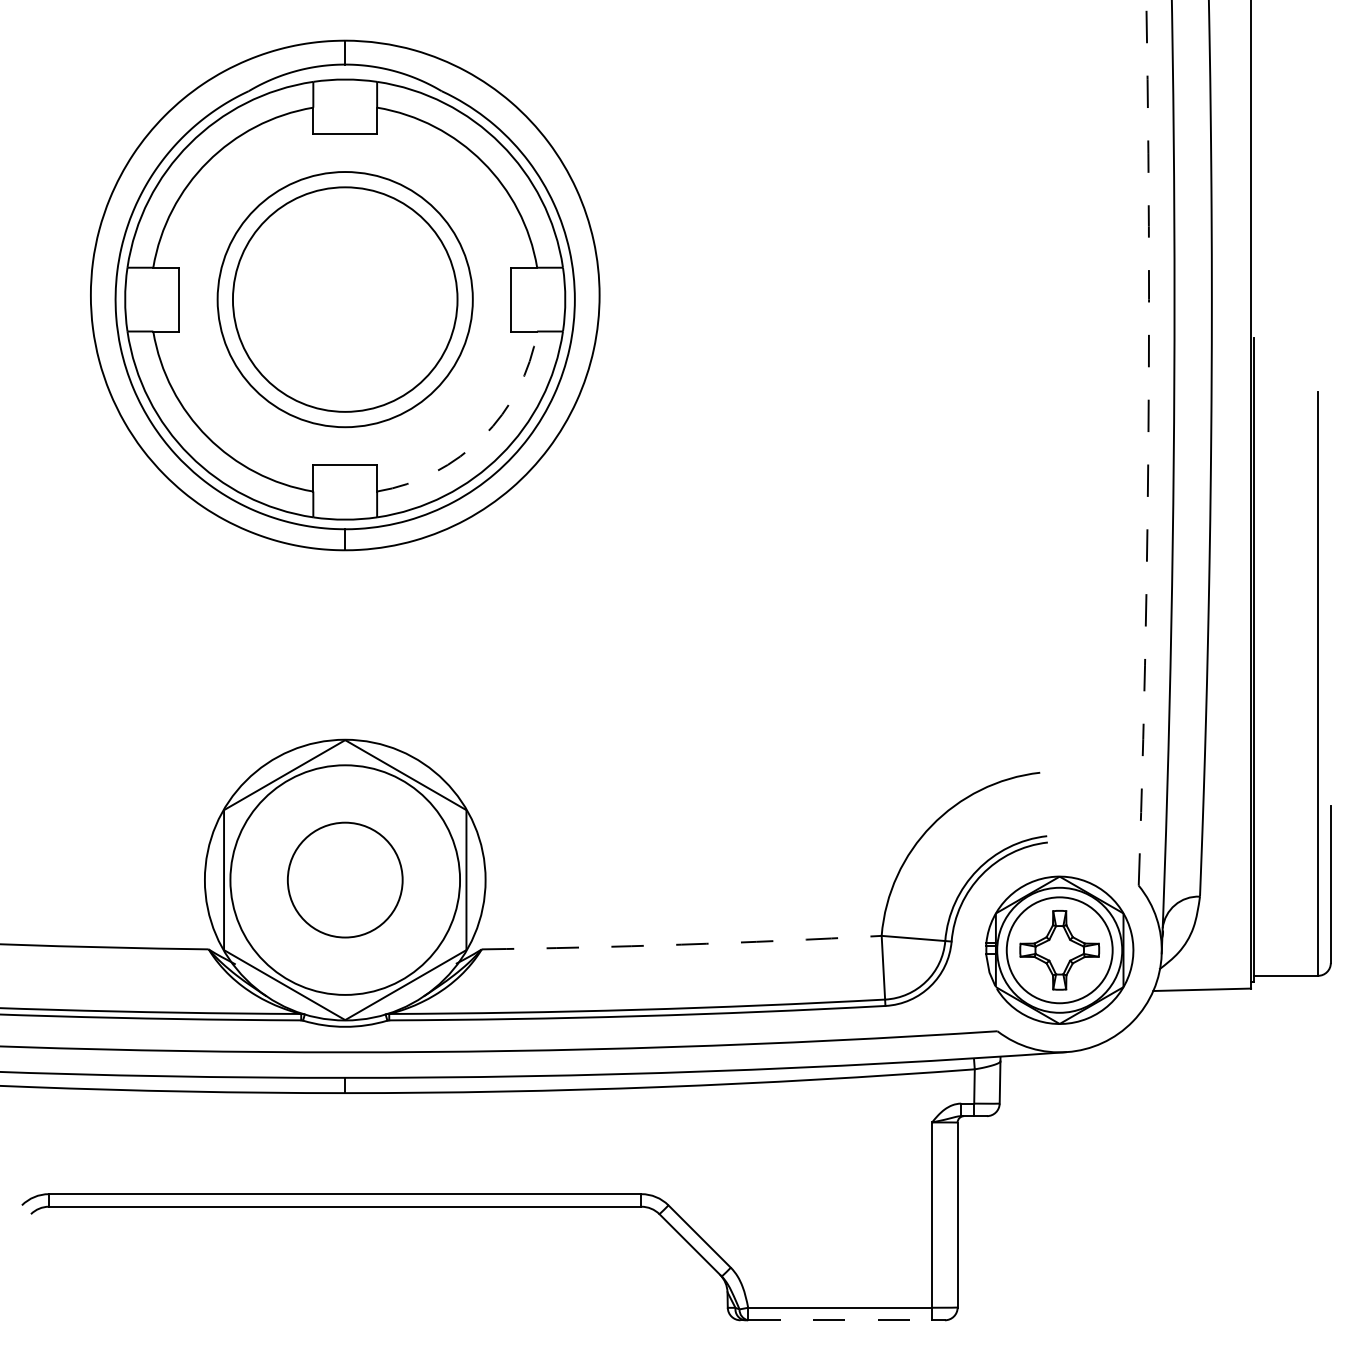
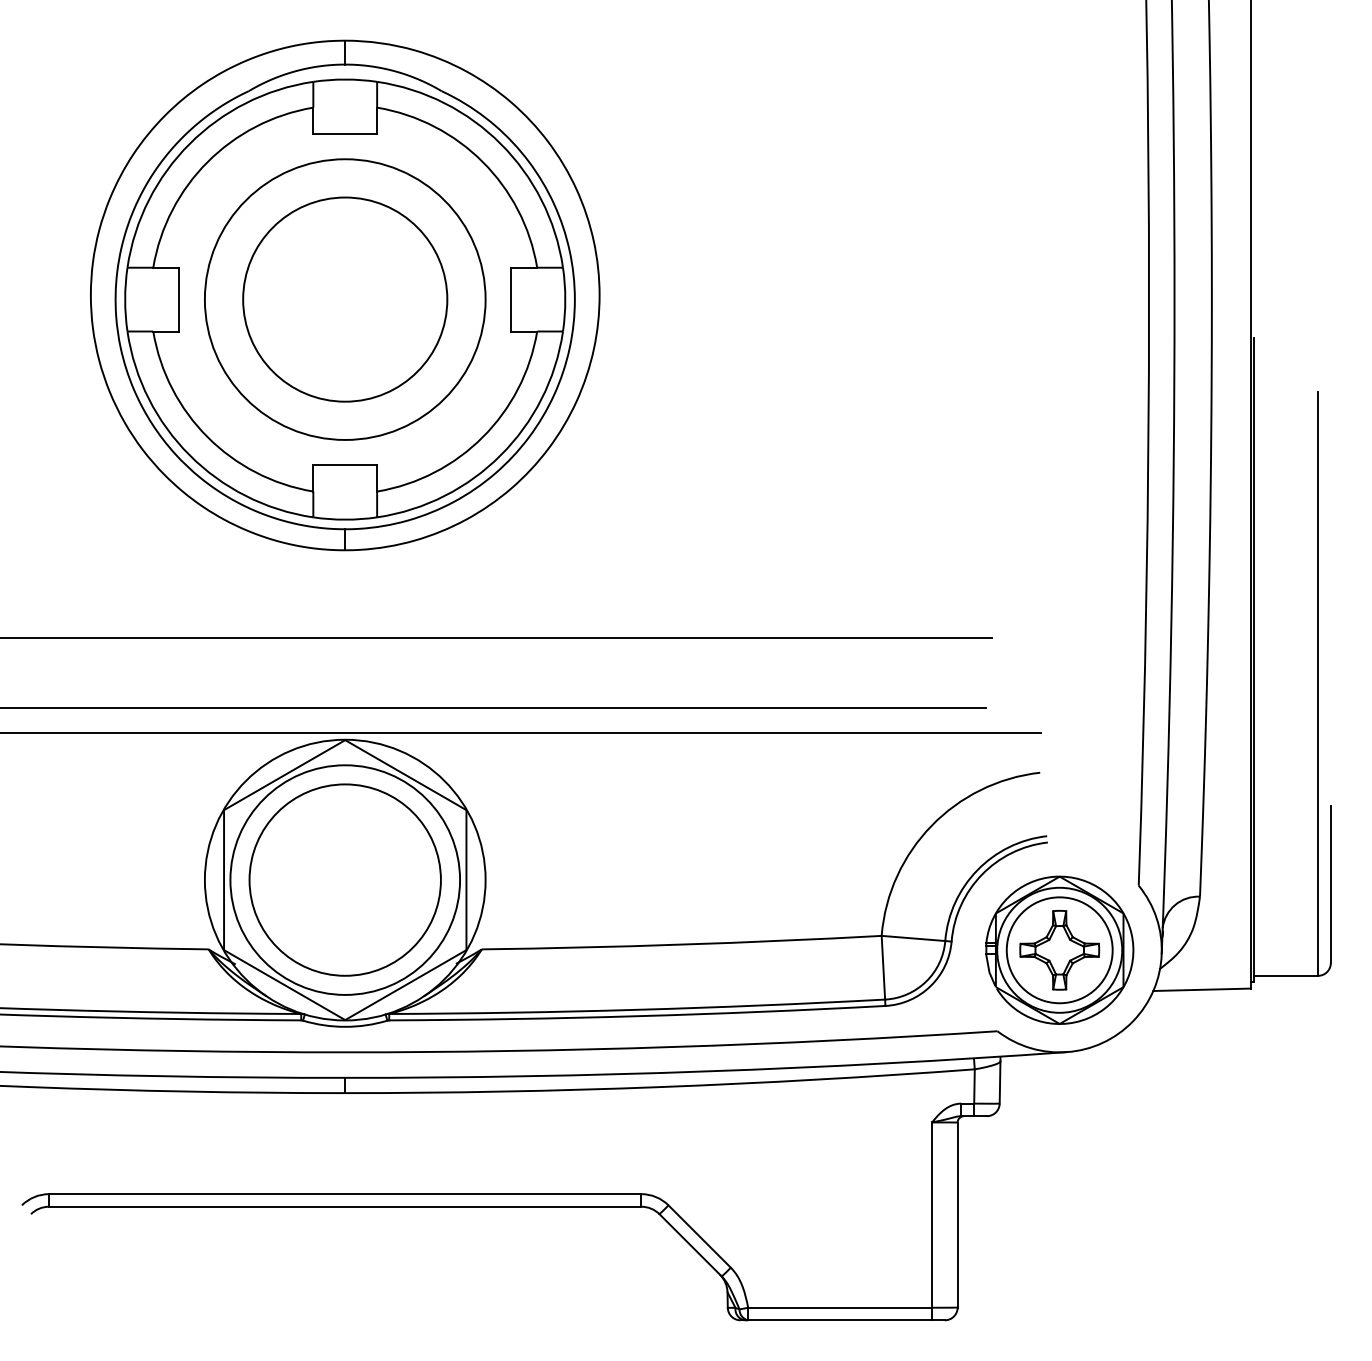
circle diameter: 225 px -> 281 px (344, 299)
circle diameter: 255 px -> 204 px (345, 299)
arc: dashed -> solid (482, 437)
arc: dashed -> solid (1148, 443)
line: none -> present (497, 638)
line: none -> present (493, 707)
line: none -> present (521, 733)
circle diameter: 115 px -> 191 px (344, 879)
arc: dashed -> solid (681, 944)
line: dashed -> solid (840, 1320)
